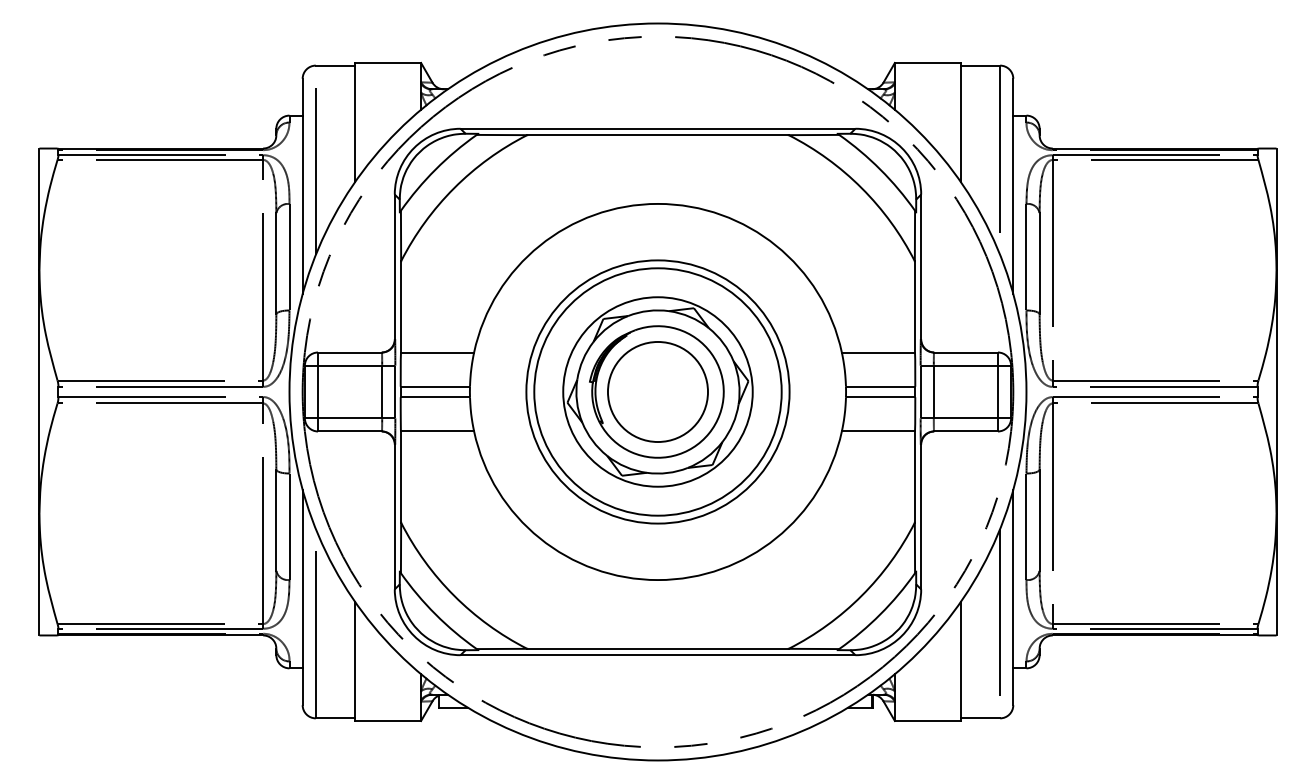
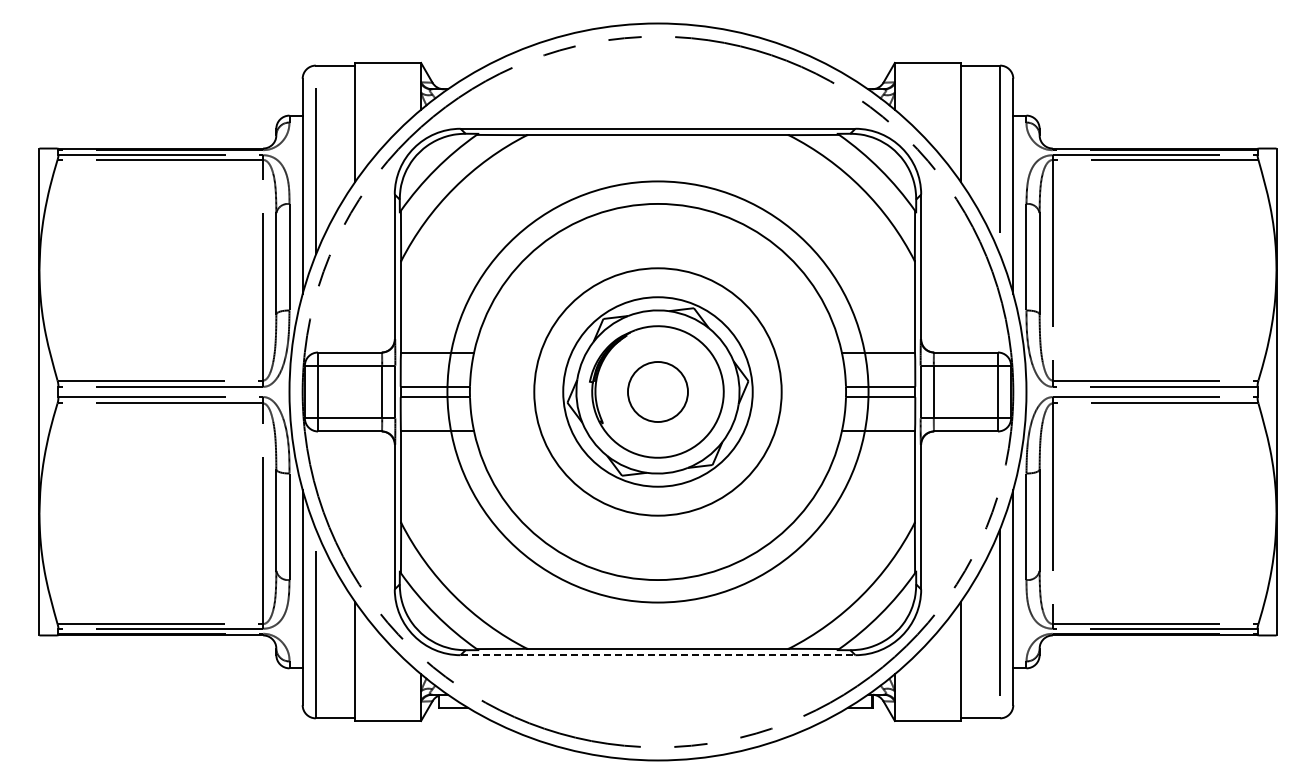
circle diameter: 100 px -> 60 px (657, 391)
circle diameter: 263 px -> 421 px (657, 391)
line: solid -> dashed (658, 655)
